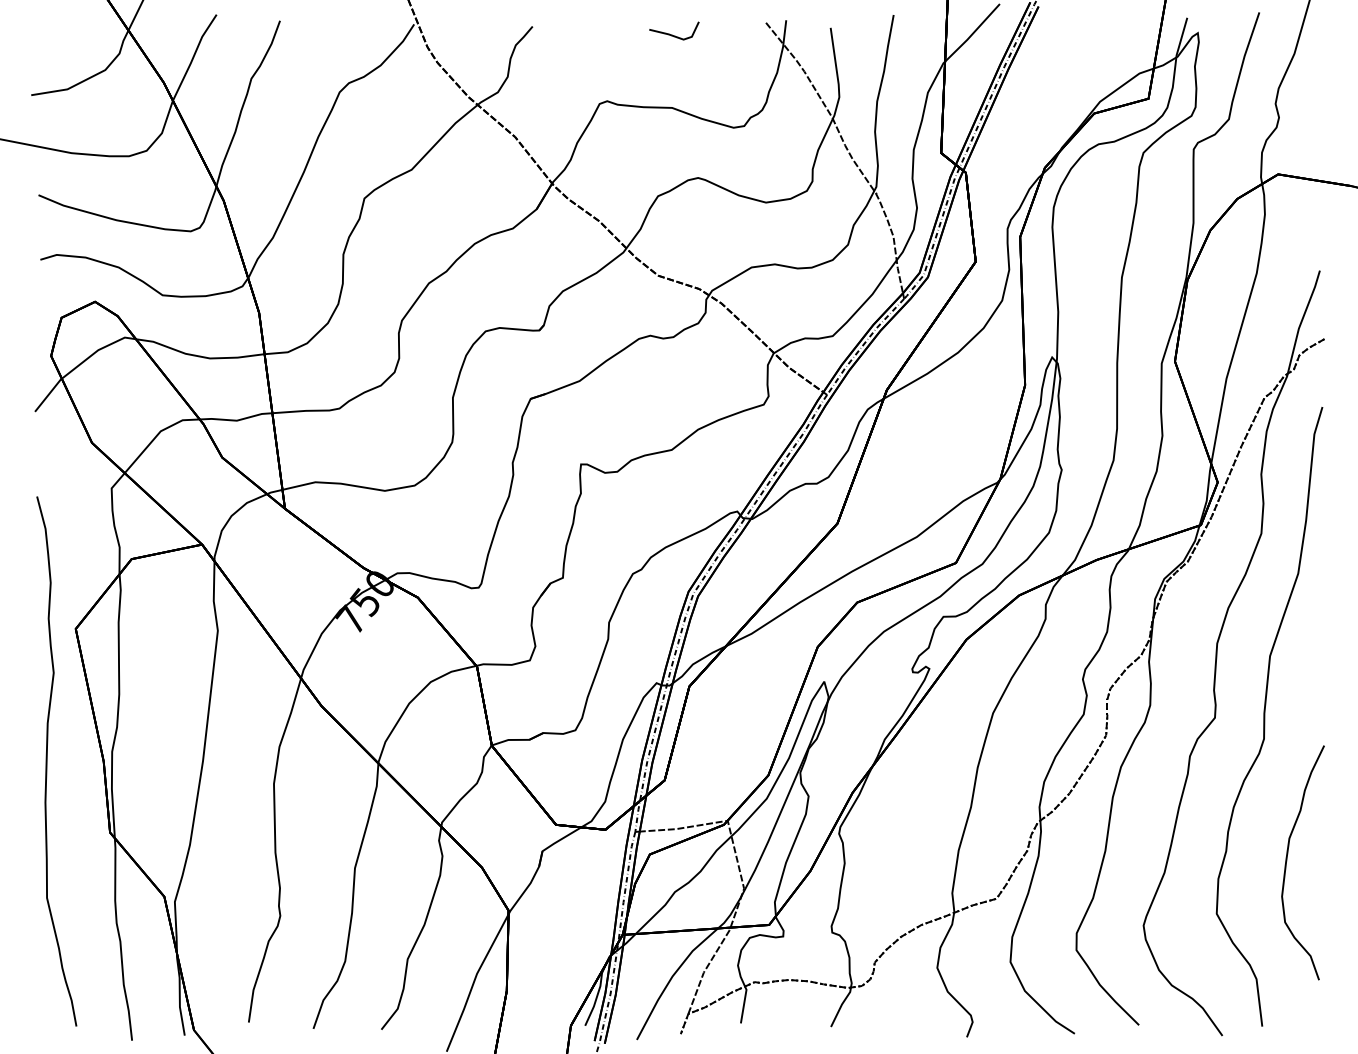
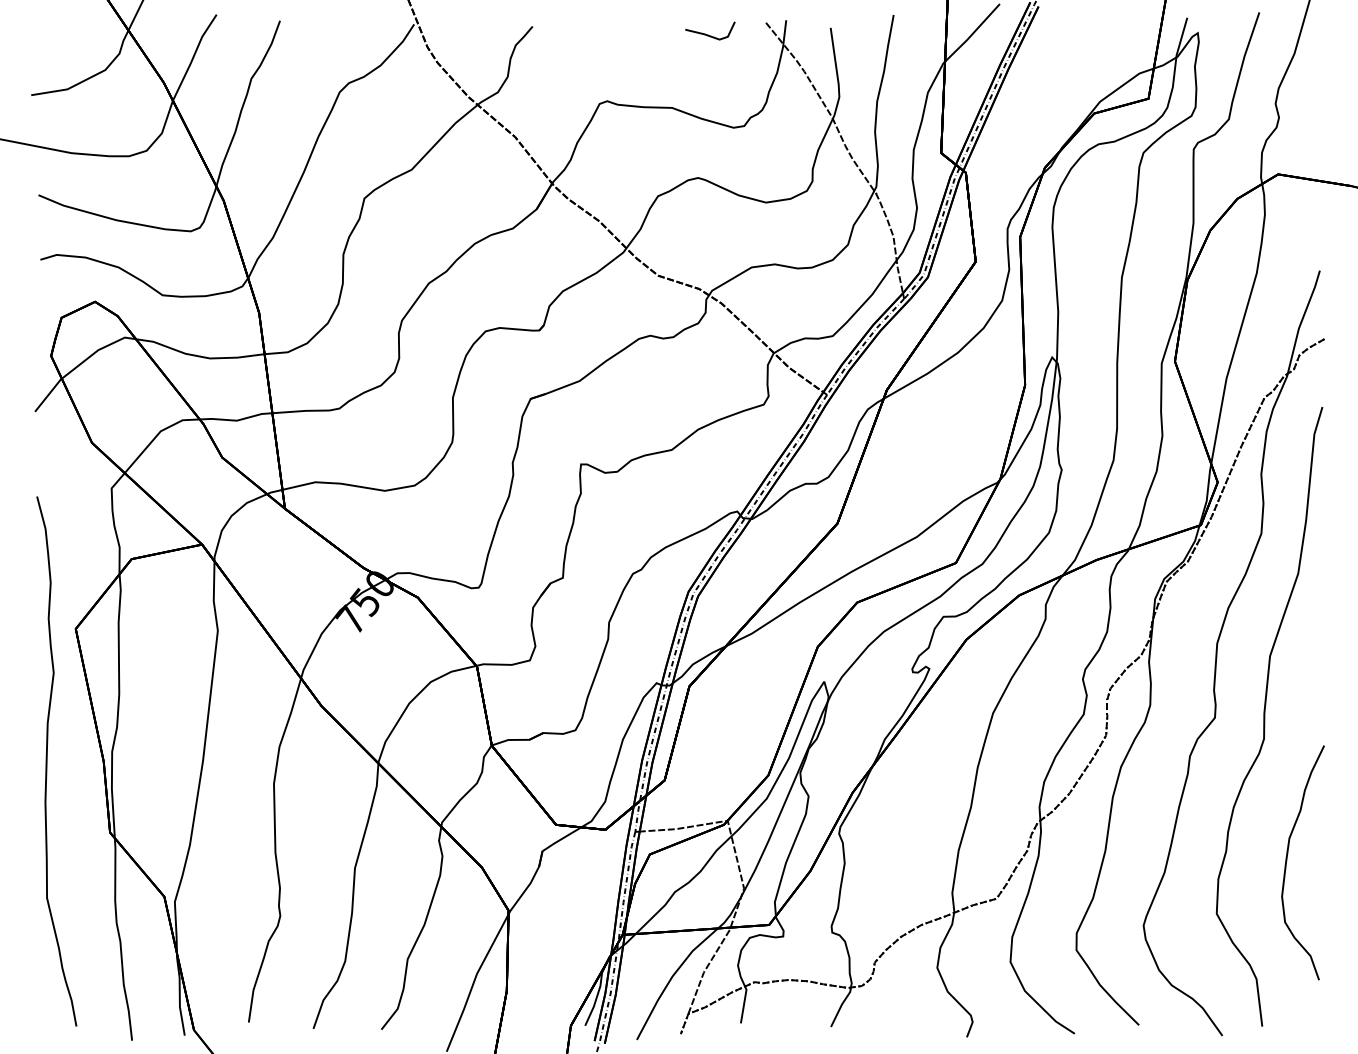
line position: (672, 34) -> (708, 34) (708, 34)
